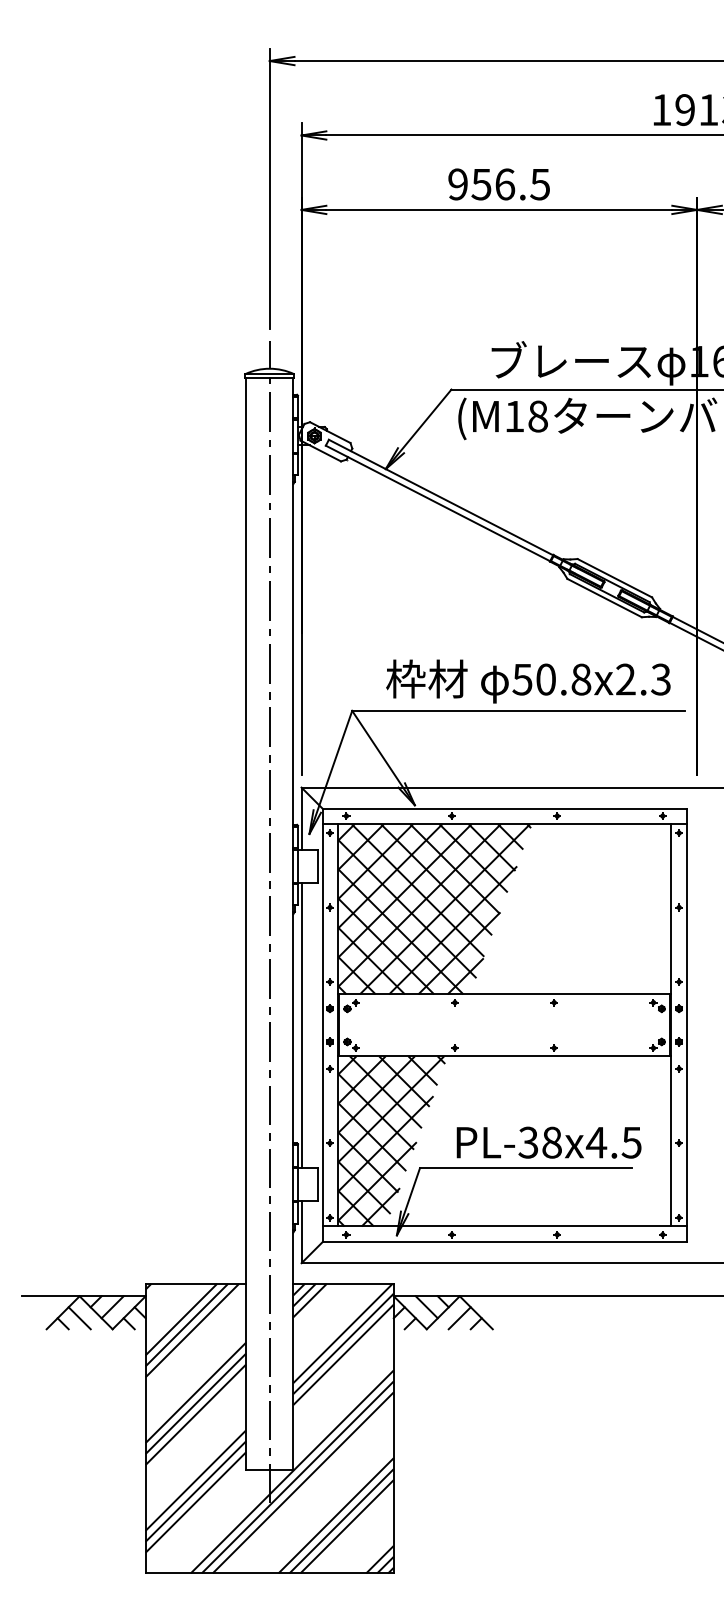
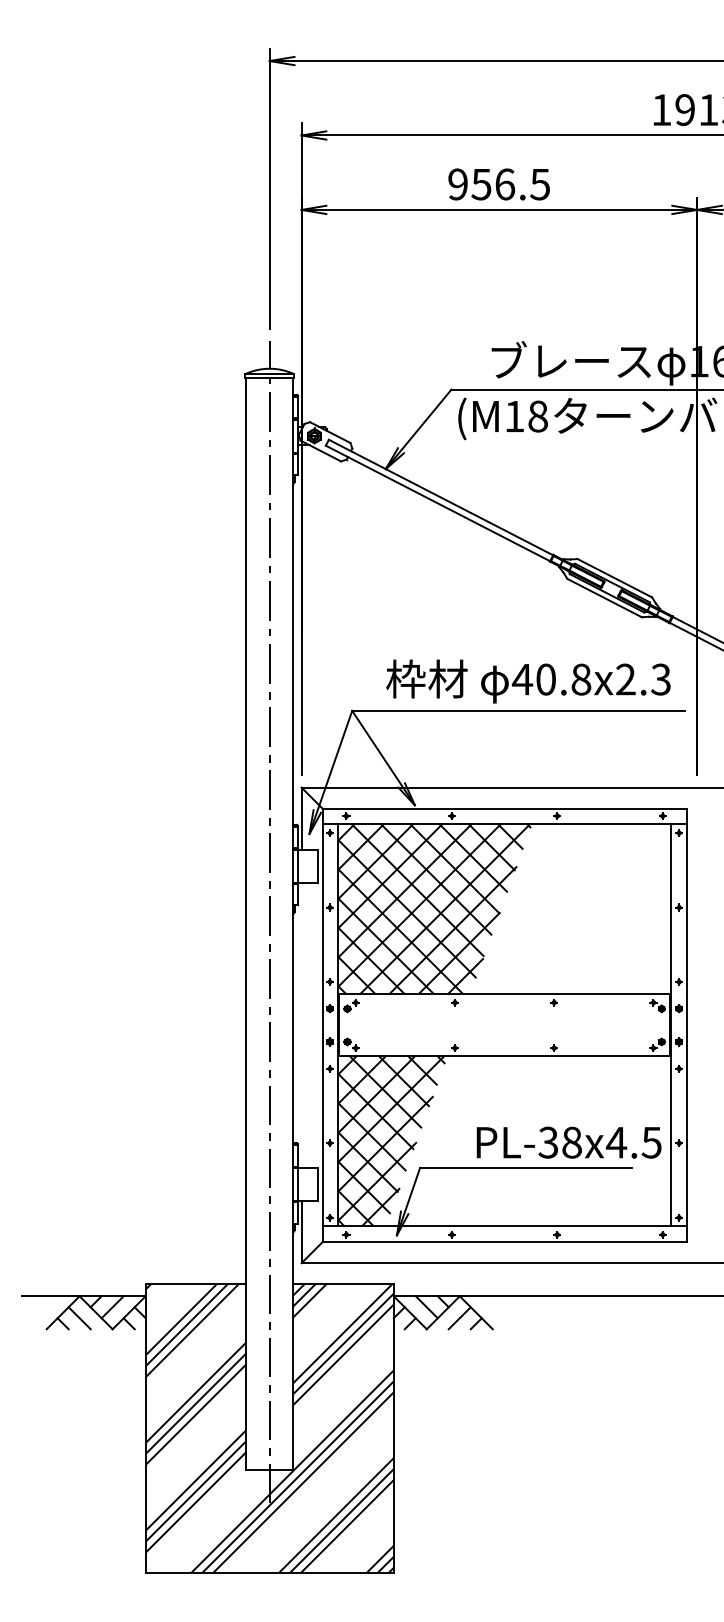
text: 50.8x2.3 -> 40.8x2.3 (522, 679)
line: present -> none (301, 1025)
text position: (548, 1142) -> (568, 1142) (568, 1142)
